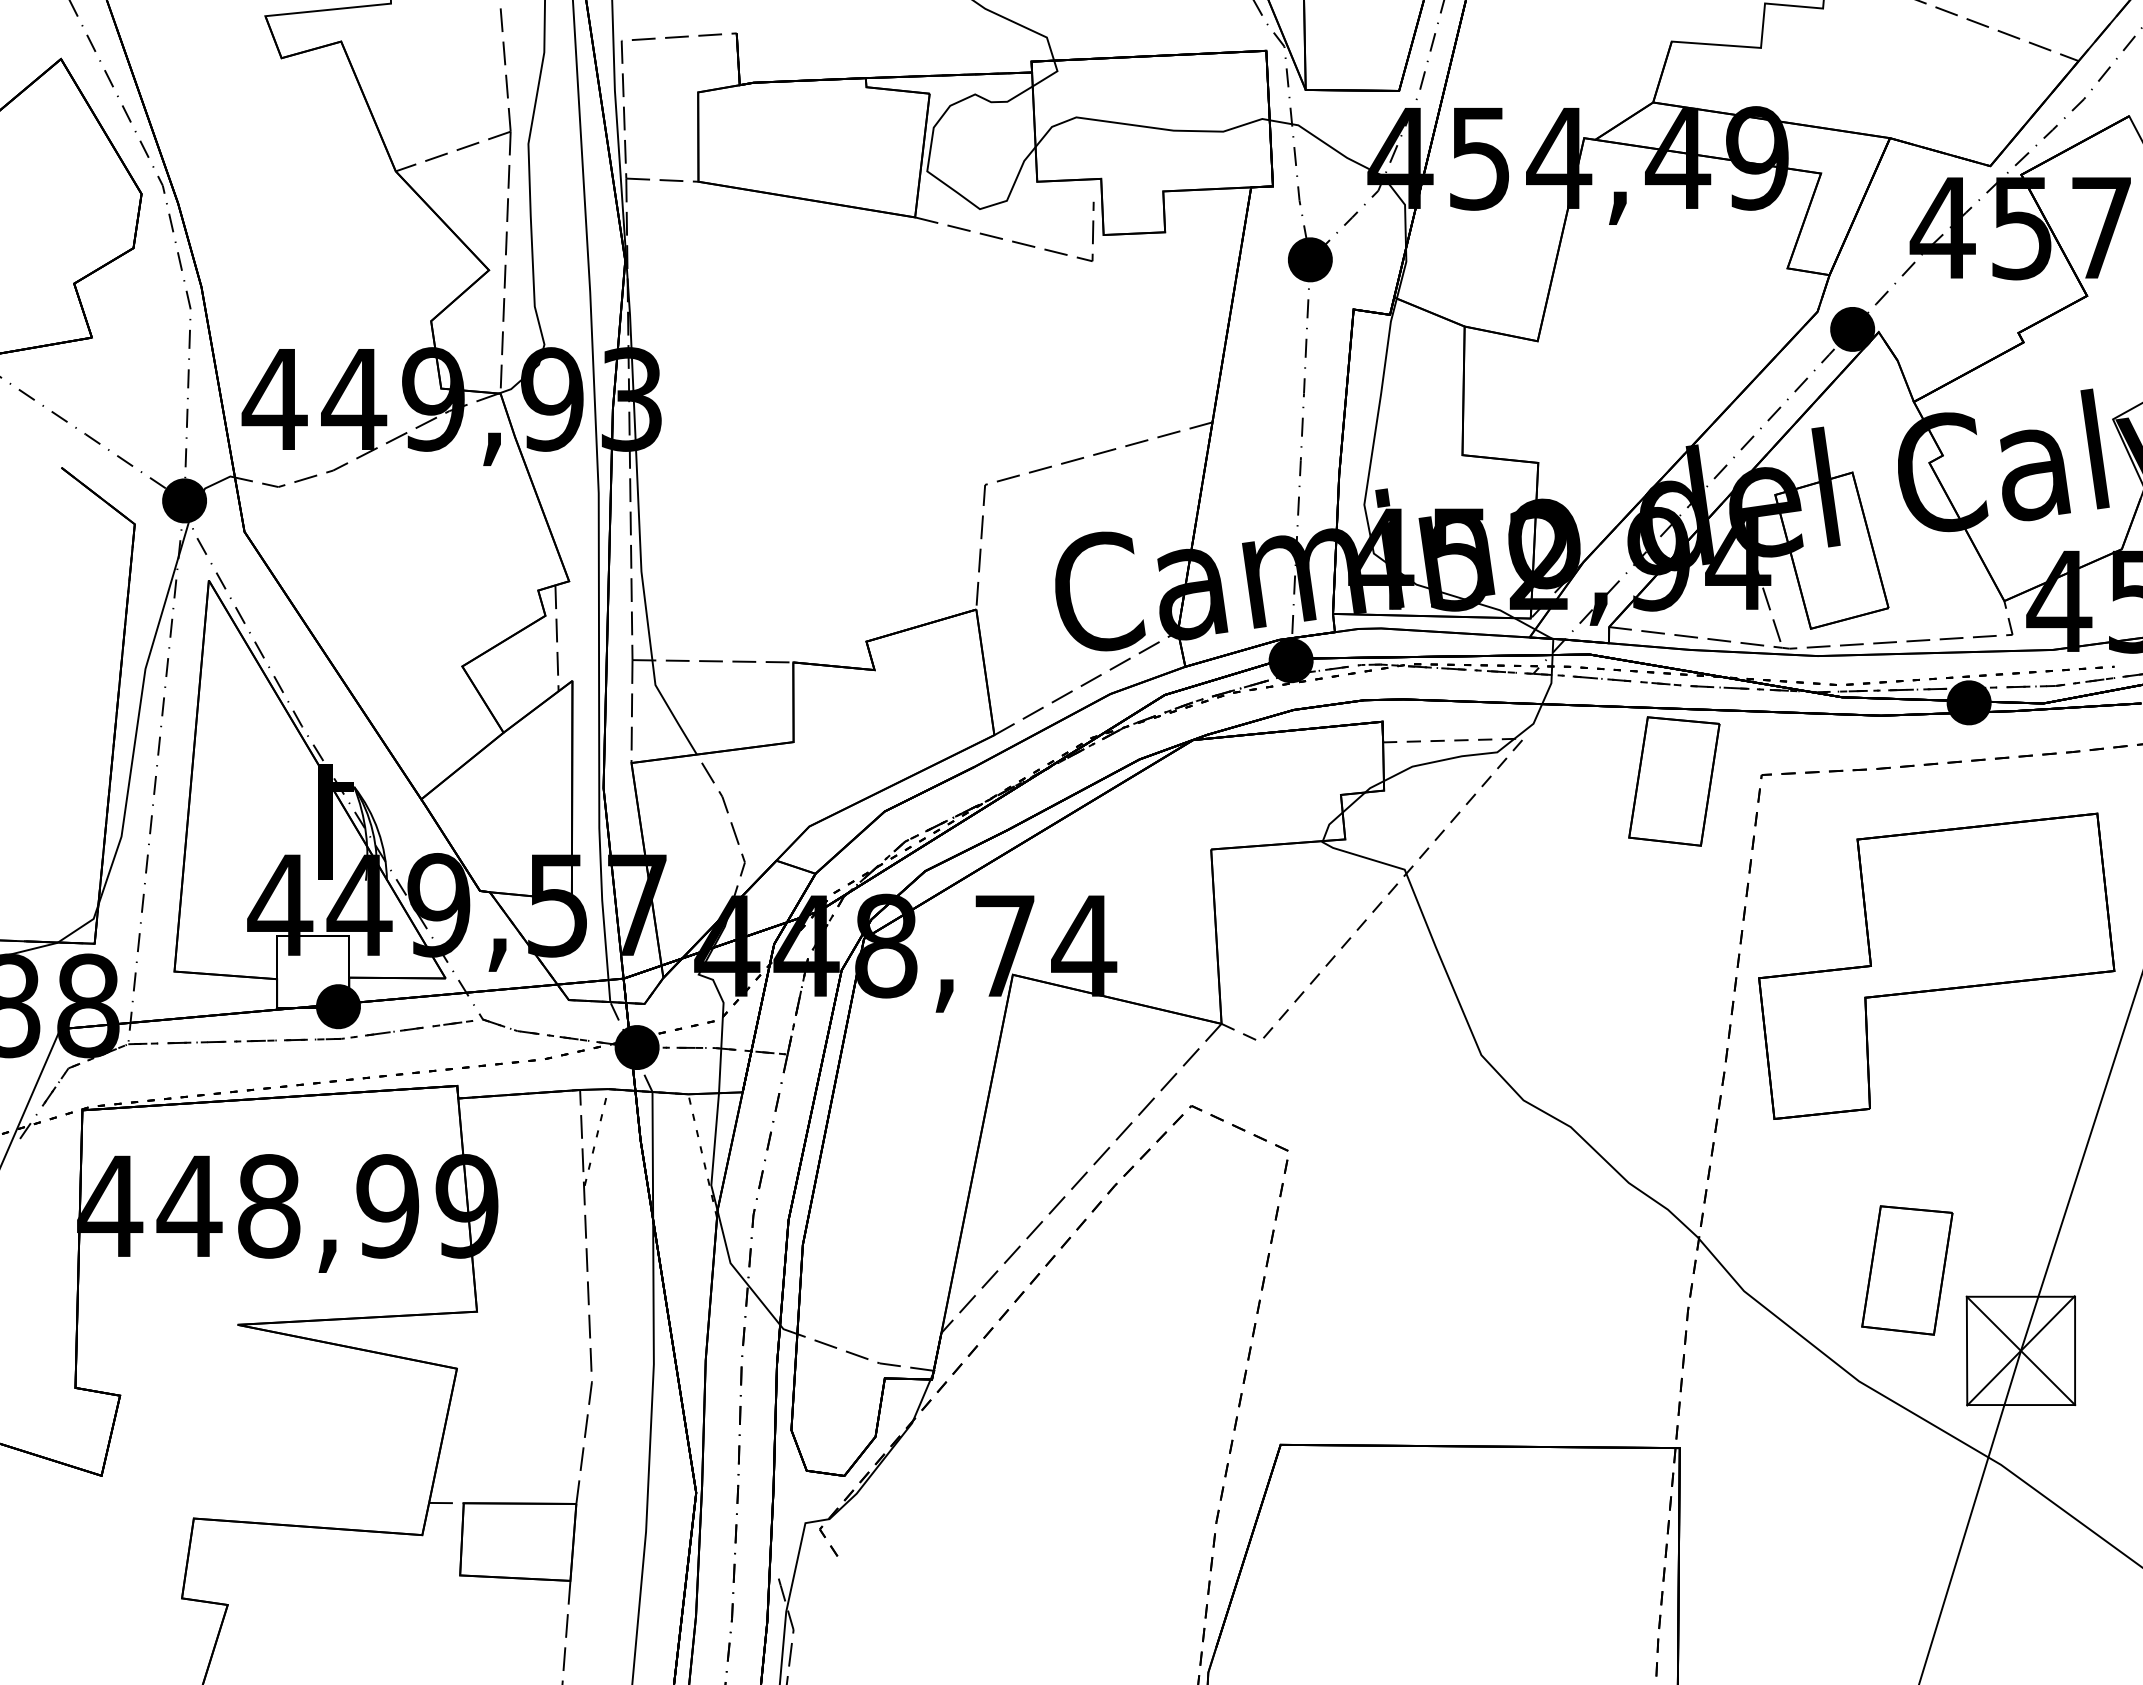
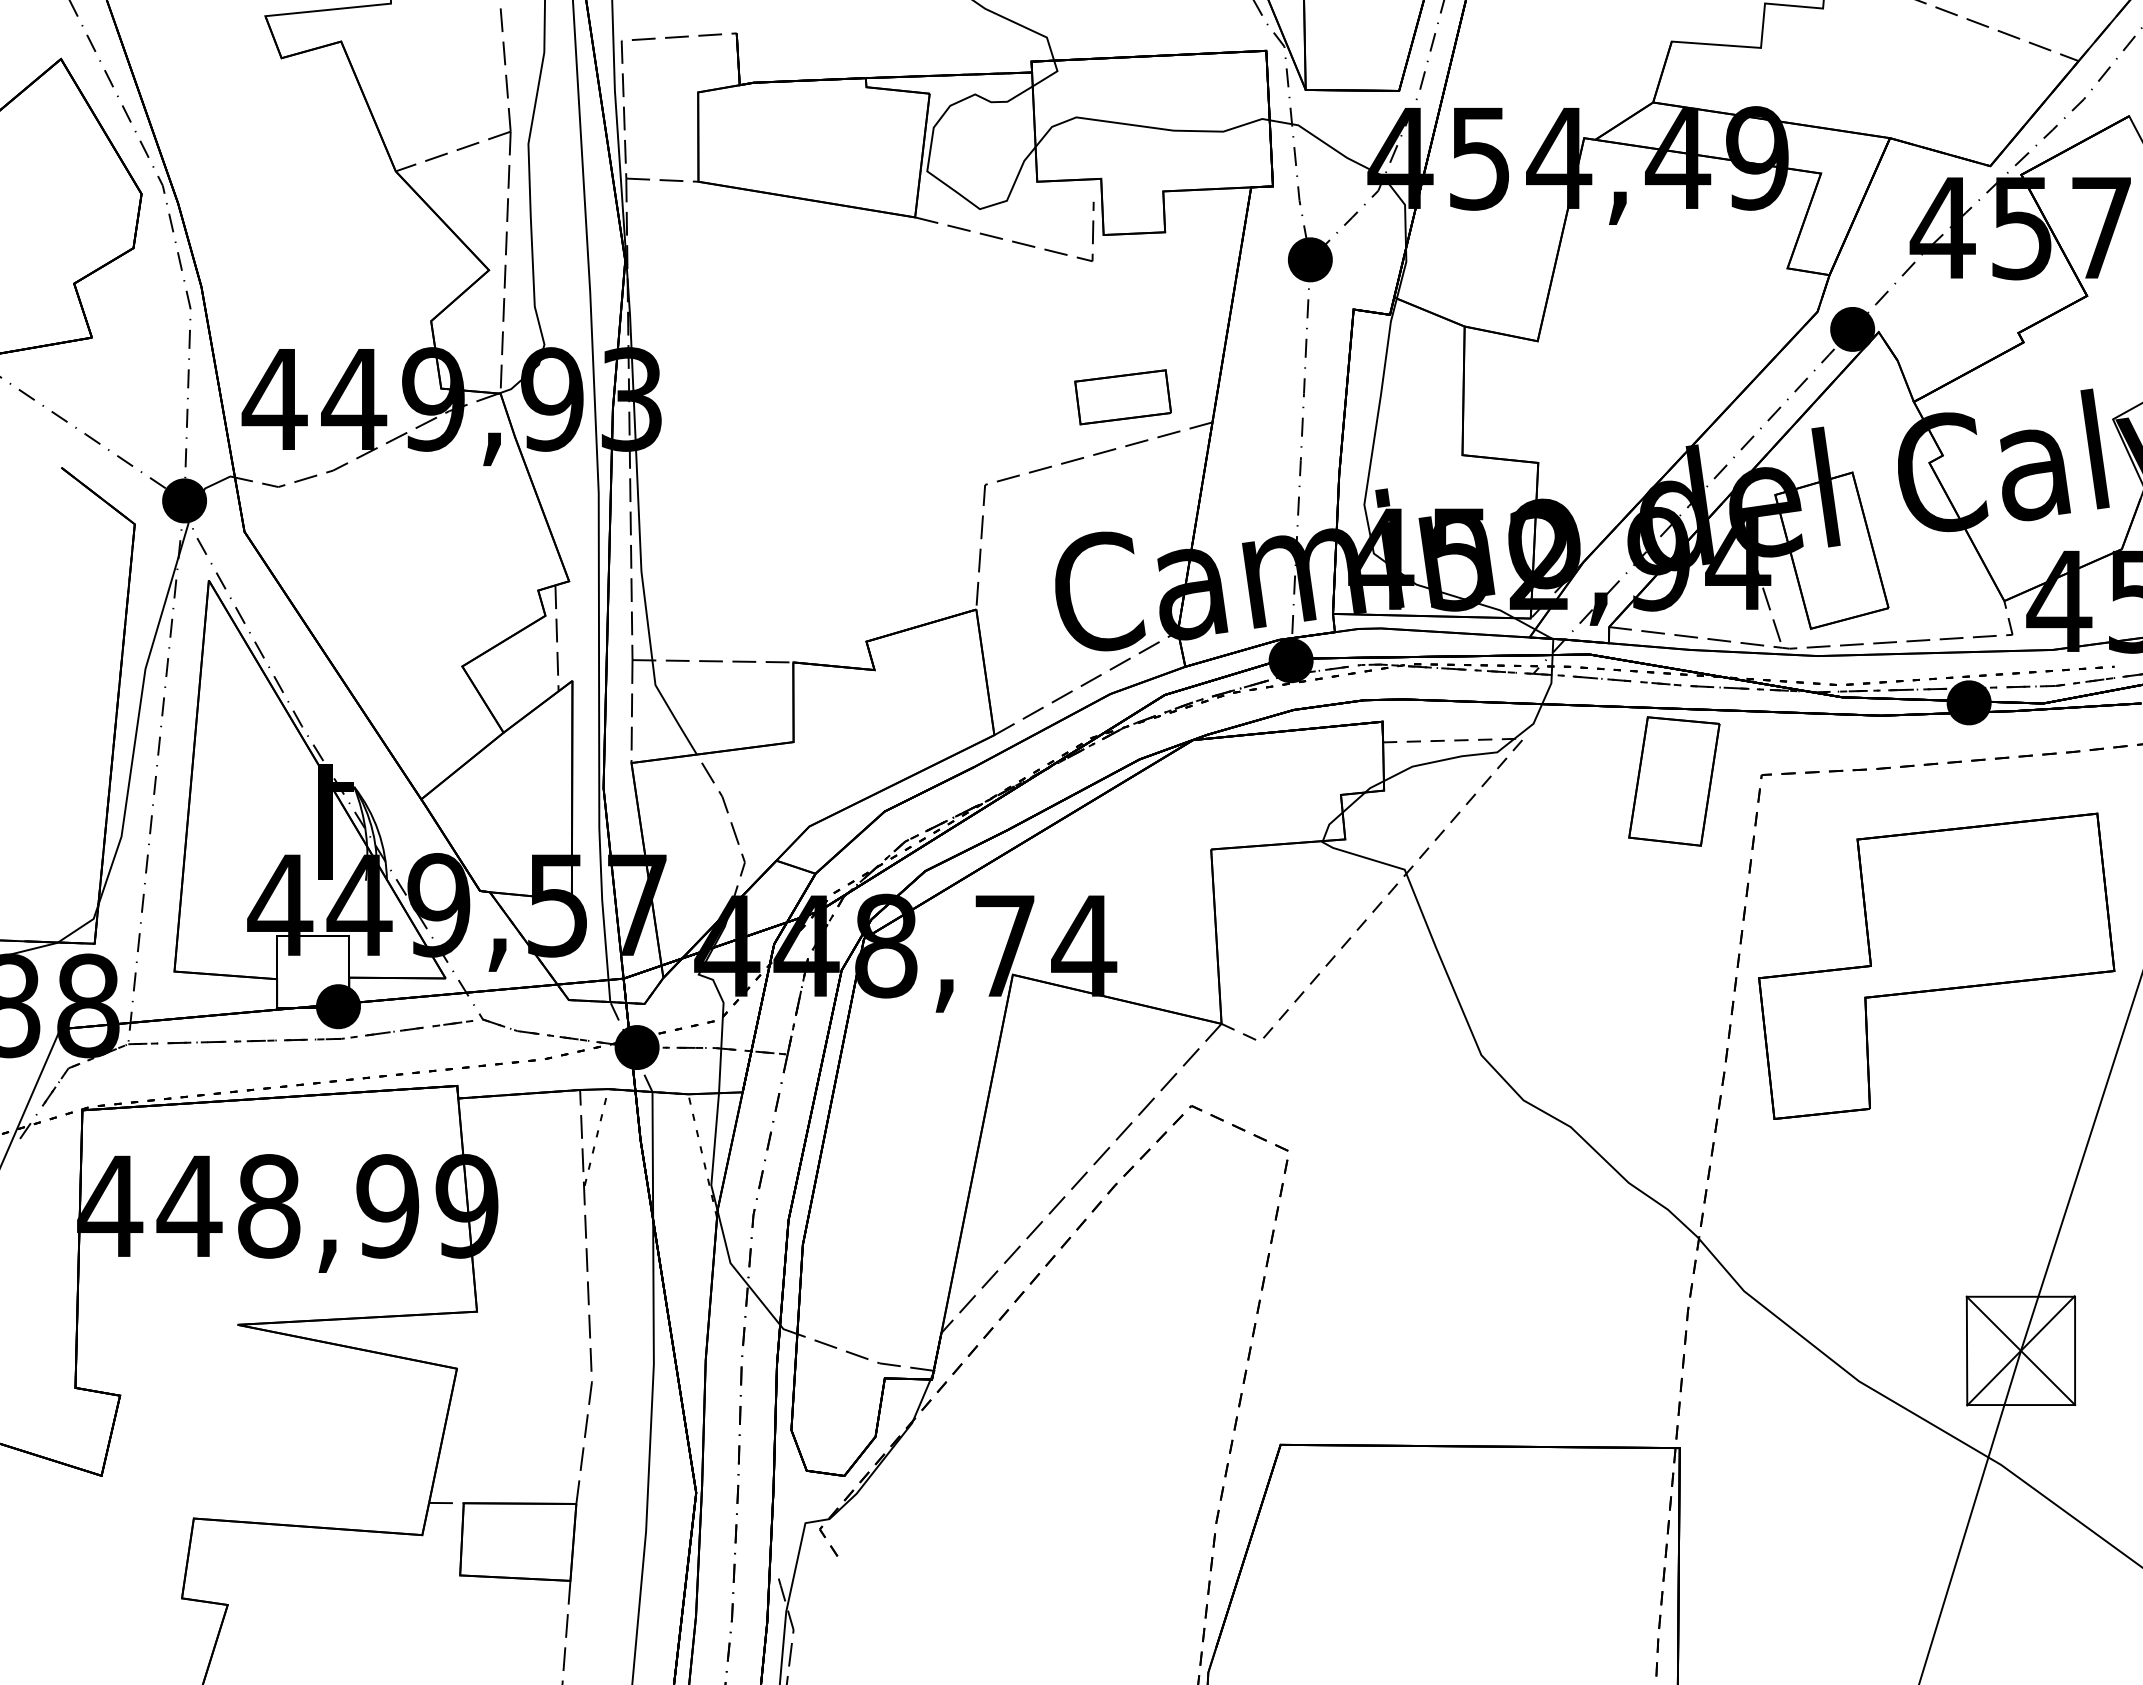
part: none -> present (1122, 397)
part: present -> none (1907, 1270)
